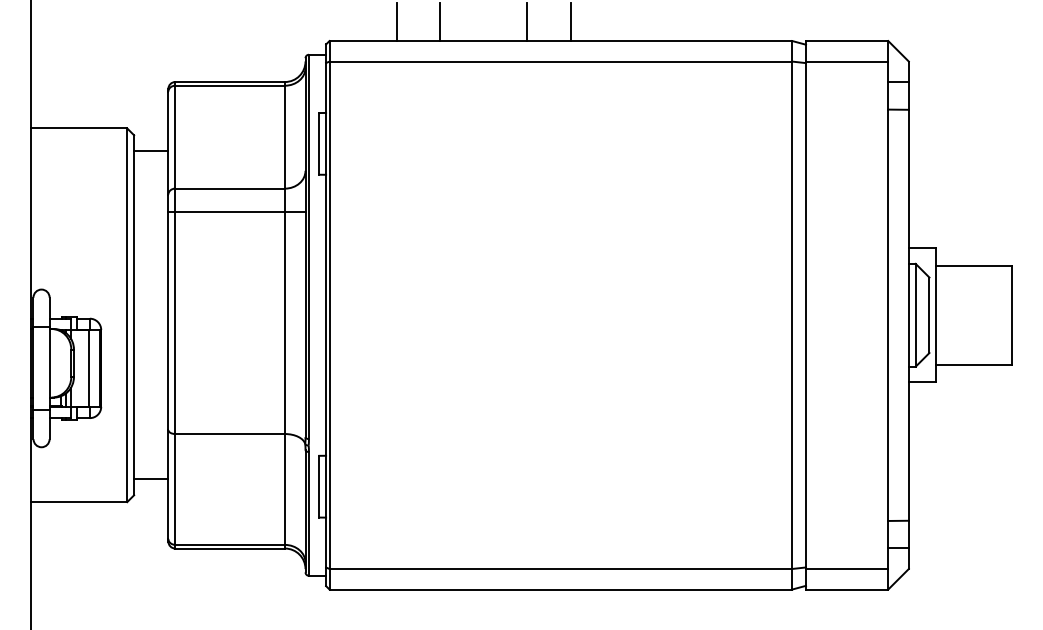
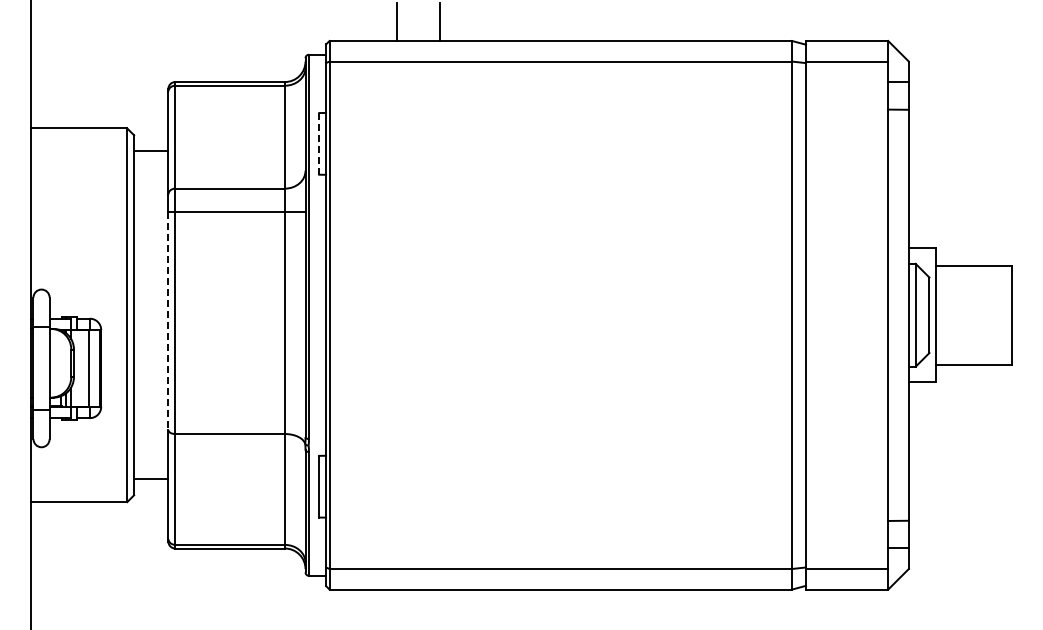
line: present -> none (527, 22)
line: present -> none (570, 22)
line: solid -> dashed (319, 143)
line: solid -> dashed (168, 321)
